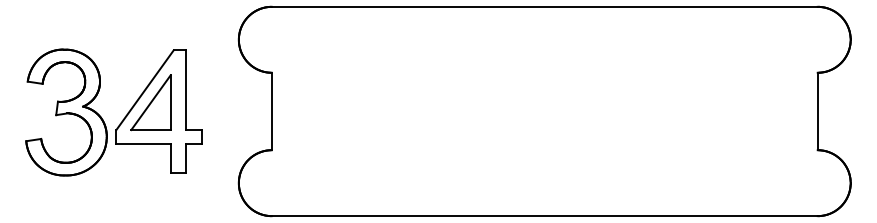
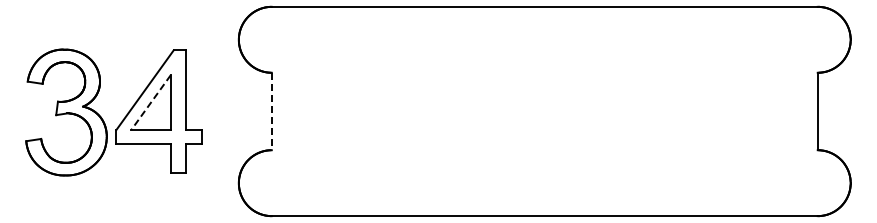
line: solid -> dashed (151, 102)
line: solid -> dashed (271, 111)
